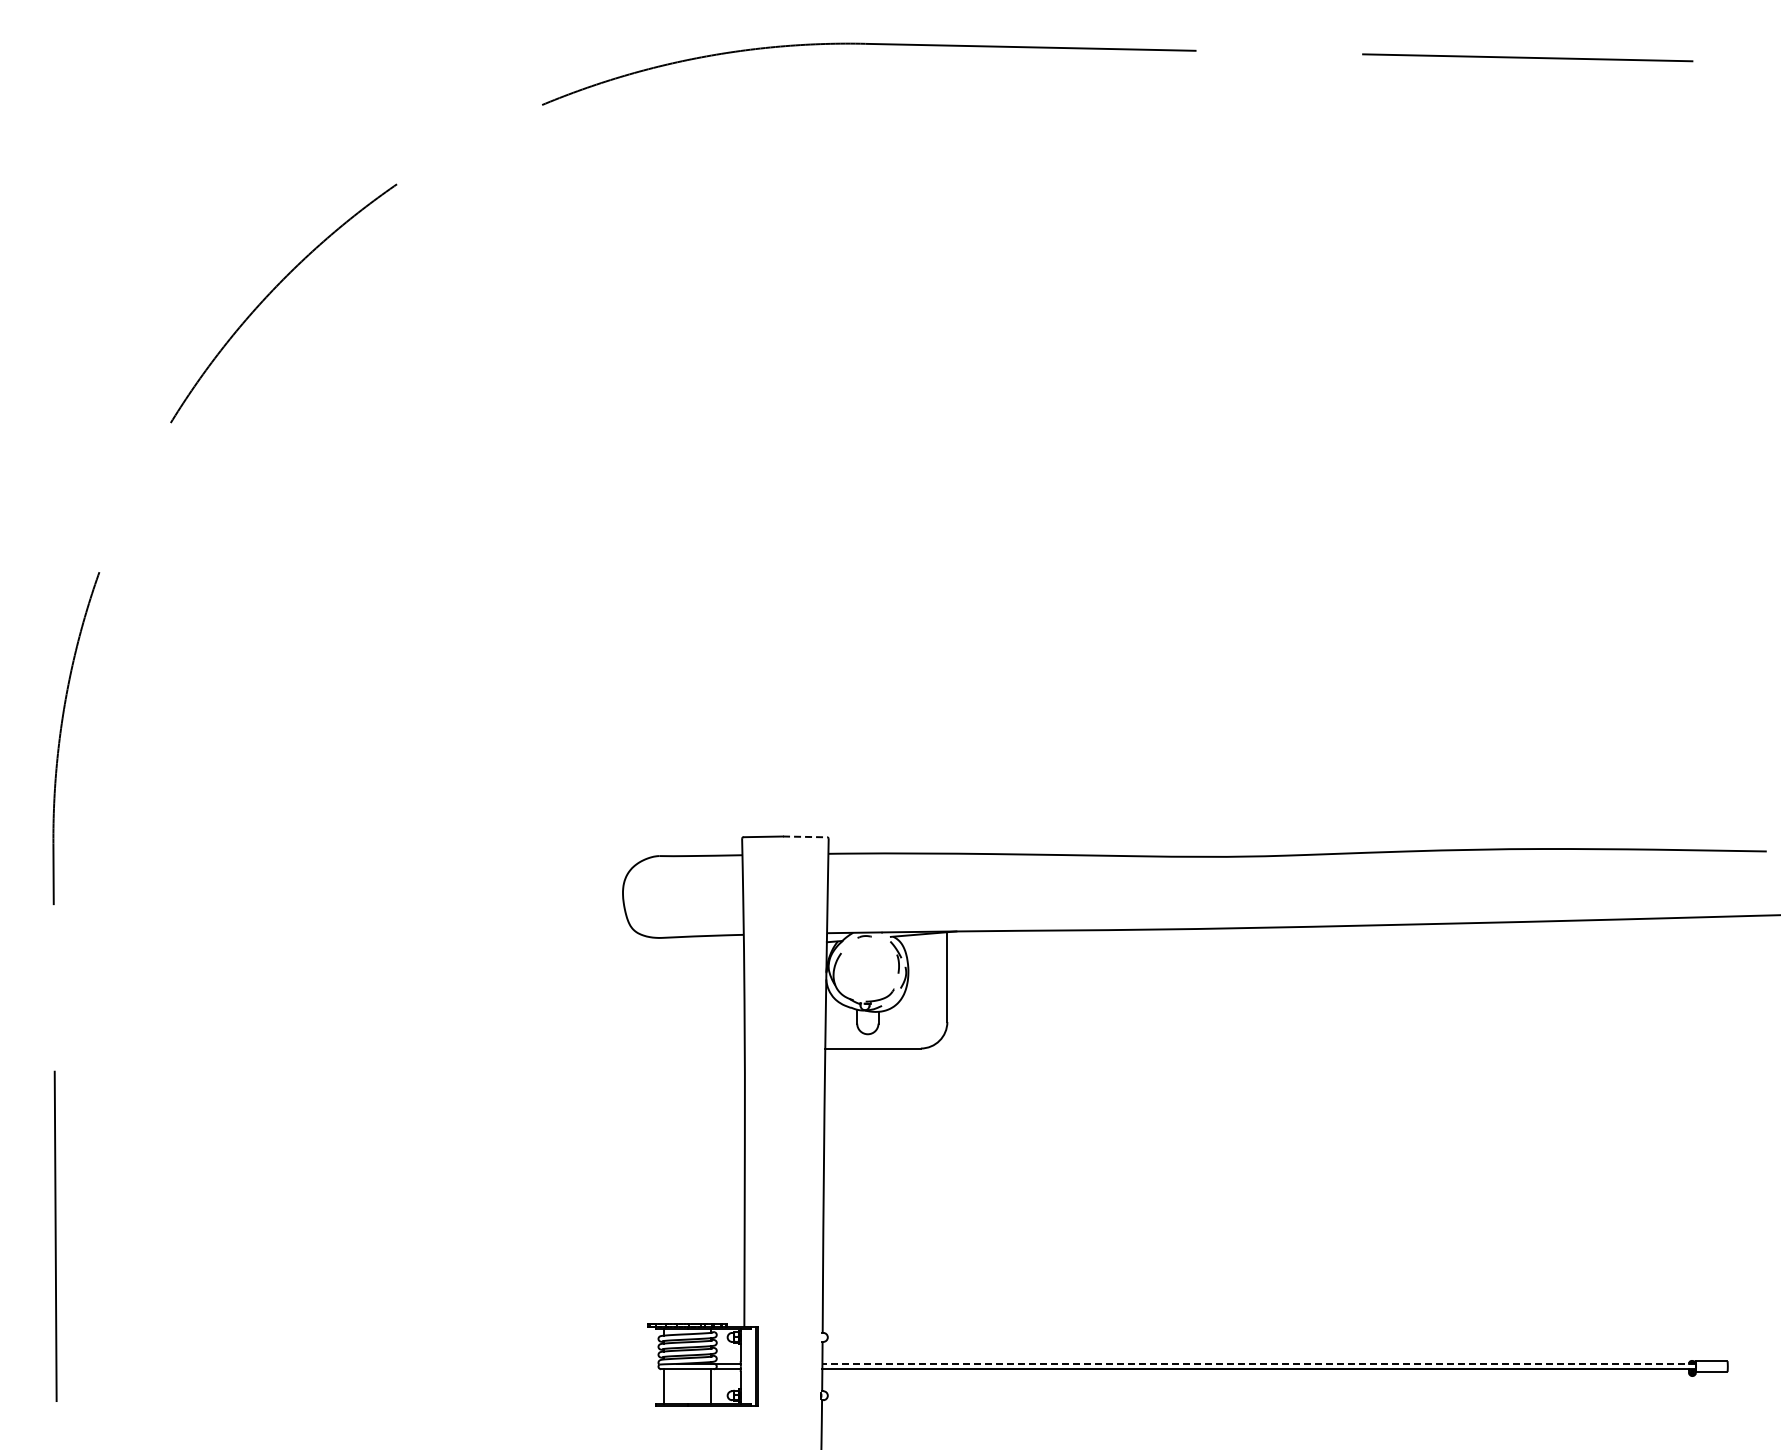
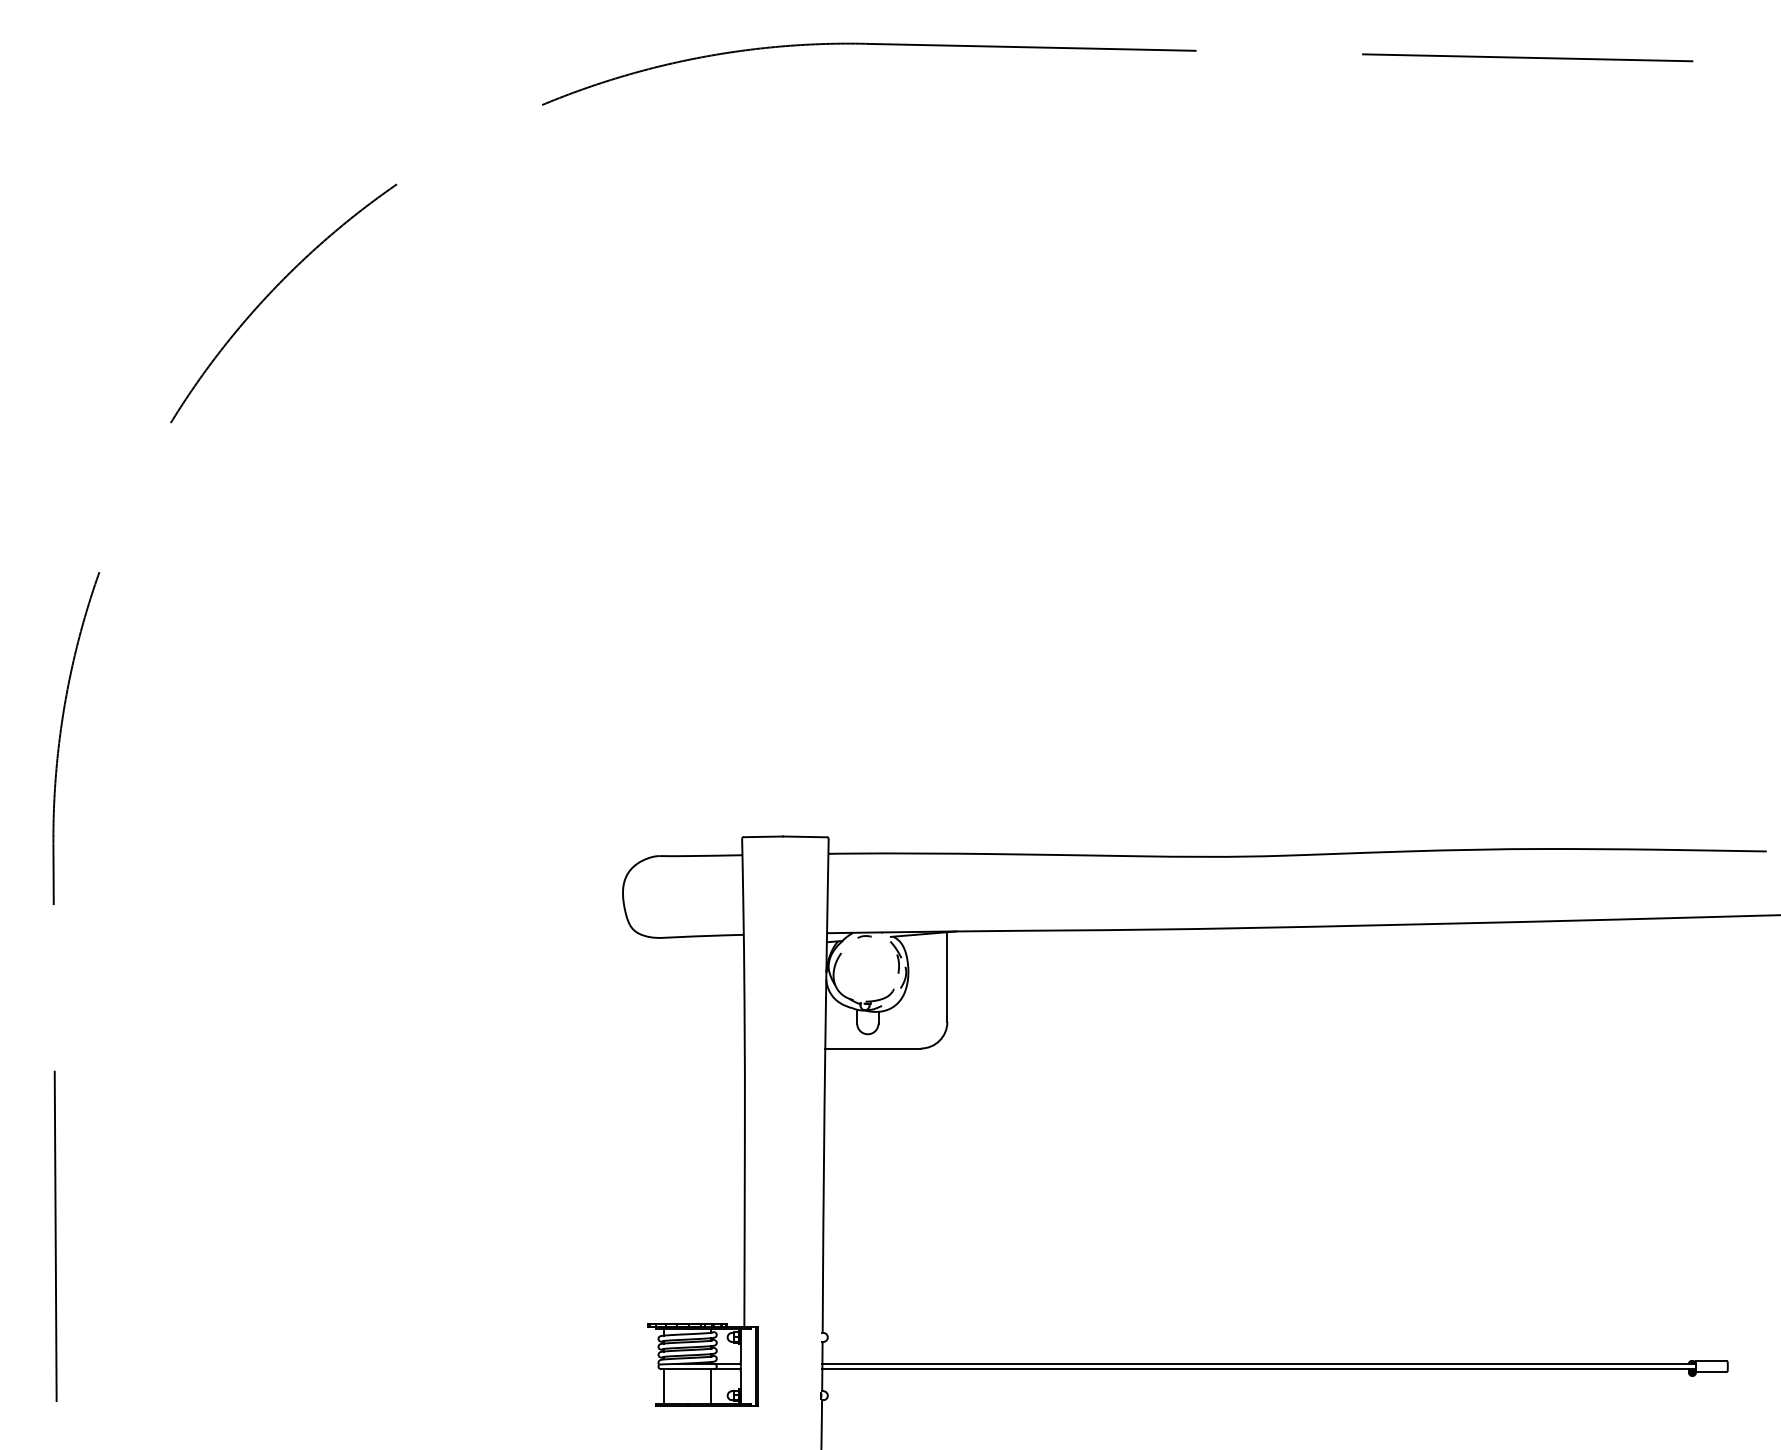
line: dashed -> solid (805, 836)
line: dashed -> solid (1259, 1363)
